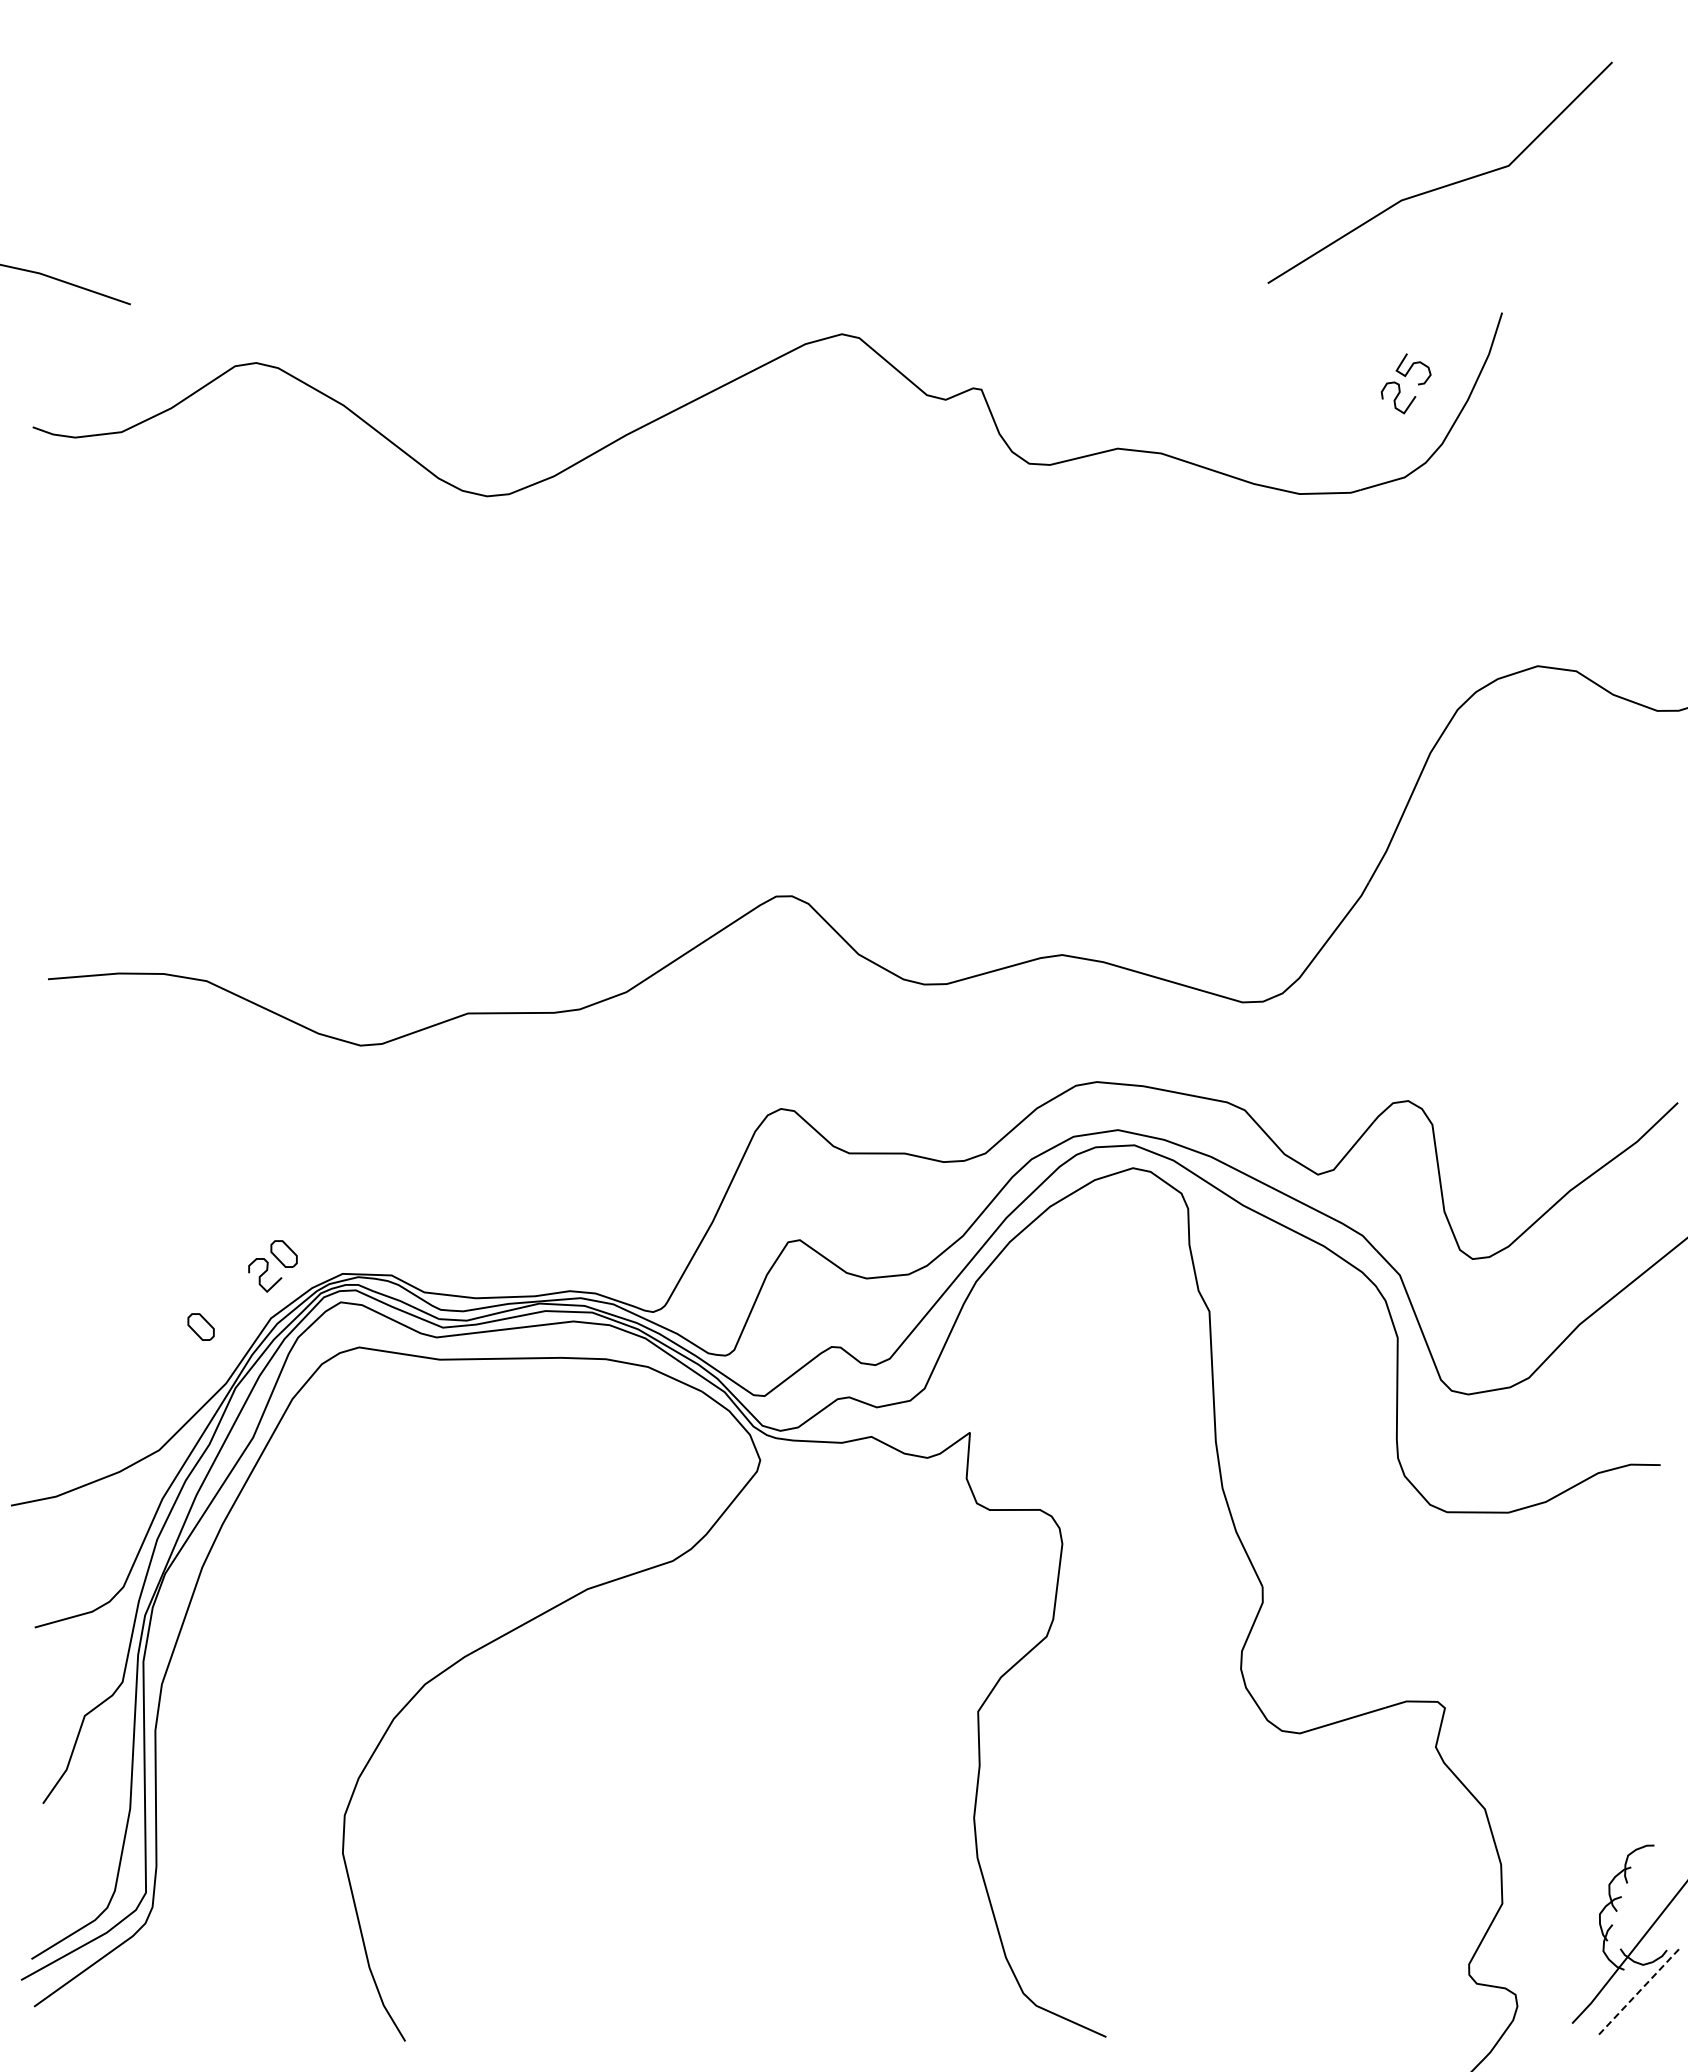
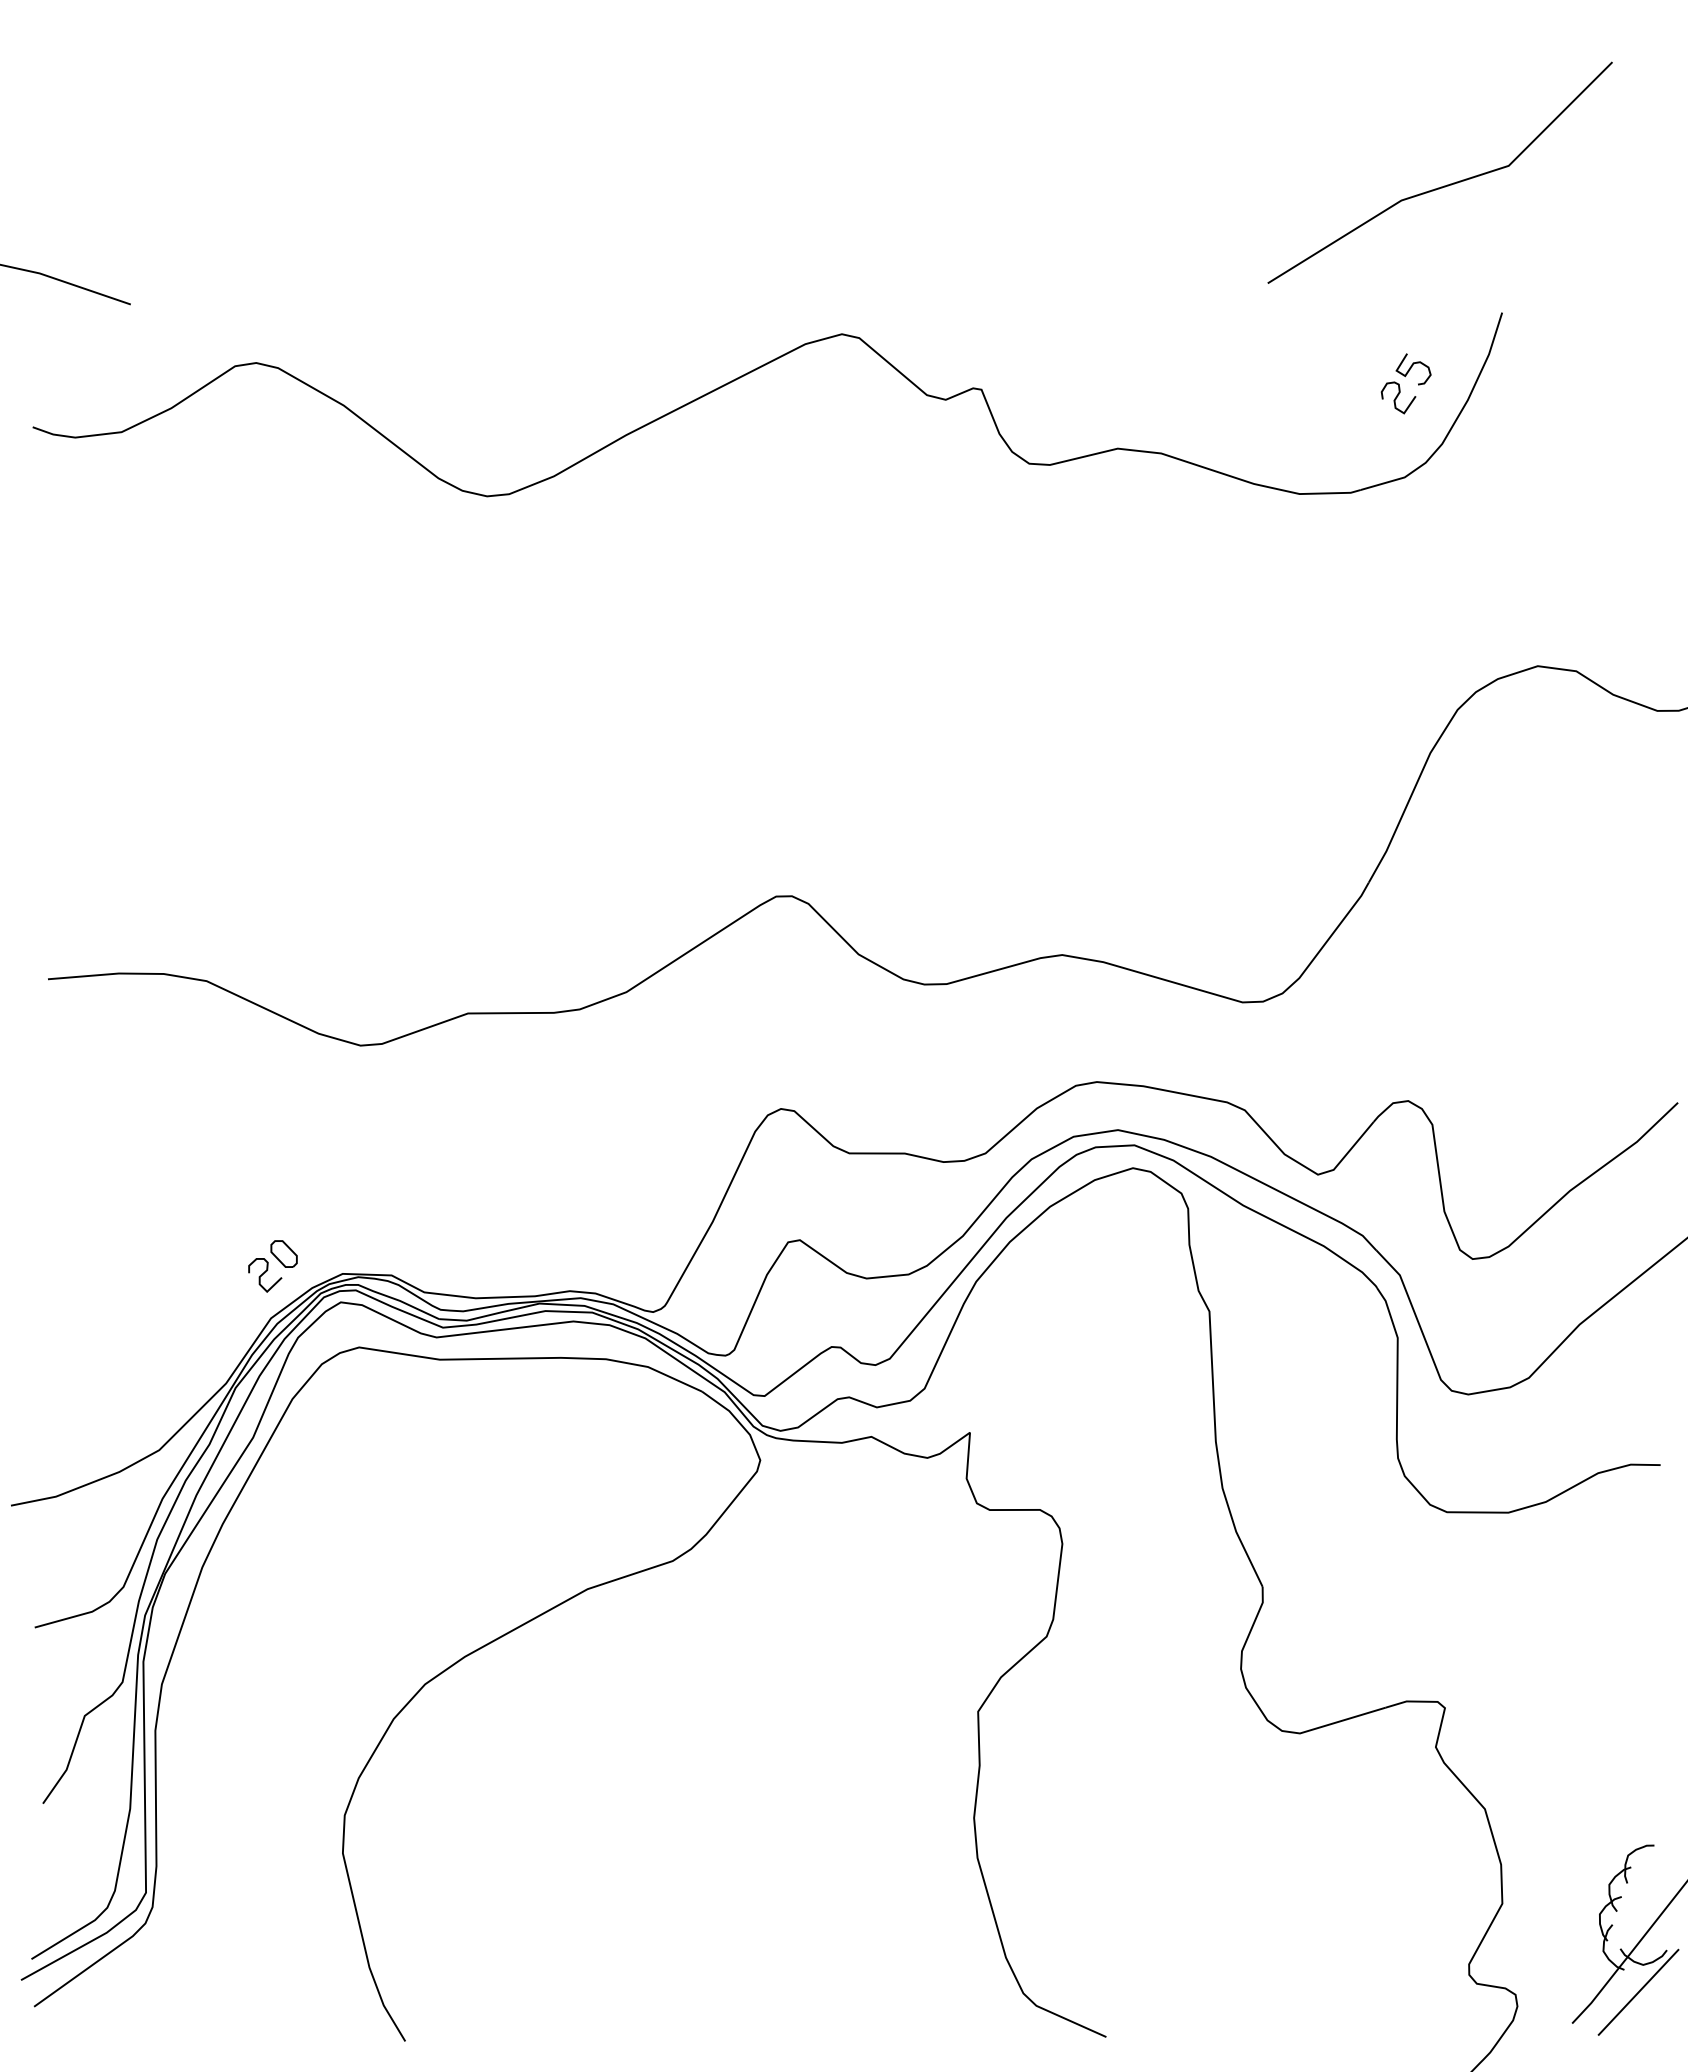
part: present -> none (200, 1326)
line: dashed -> solid (1638, 1992)
